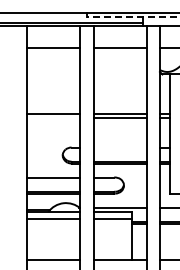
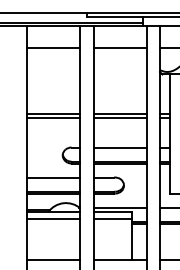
line: dashed -> solid (132, 17)
line: none -> present (53, 117)
line: none -> present (119, 147)
